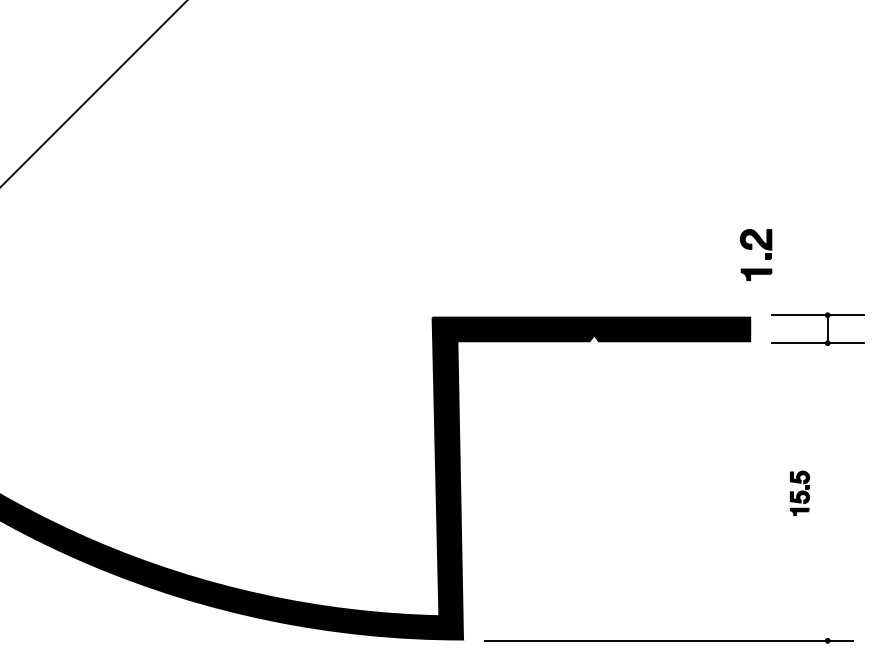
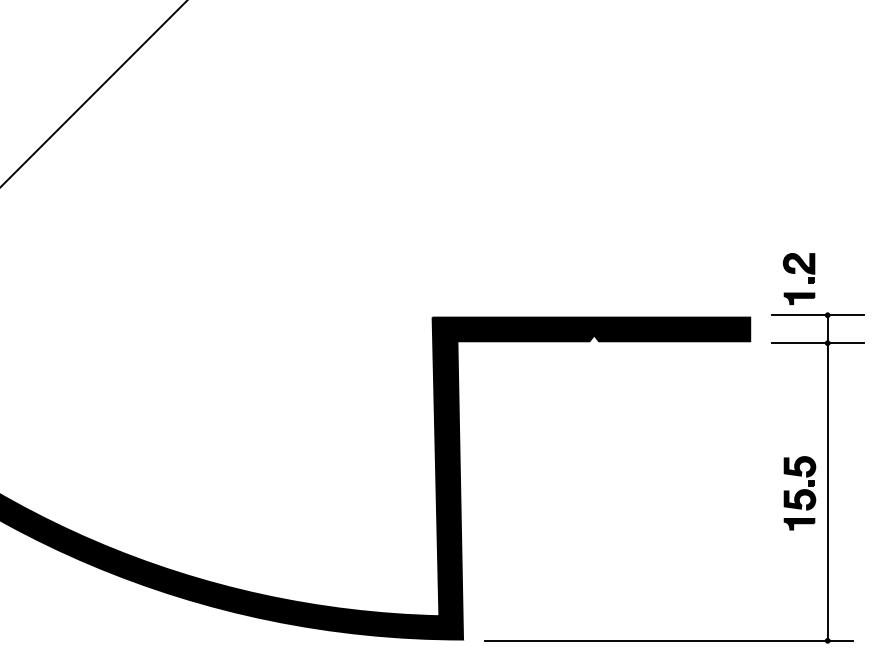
part position: (755, 254) -> (798, 278) (798, 278)
part size: 20x46 px -> 34x75 px (799, 493)
line: none -> present (827, 493)
